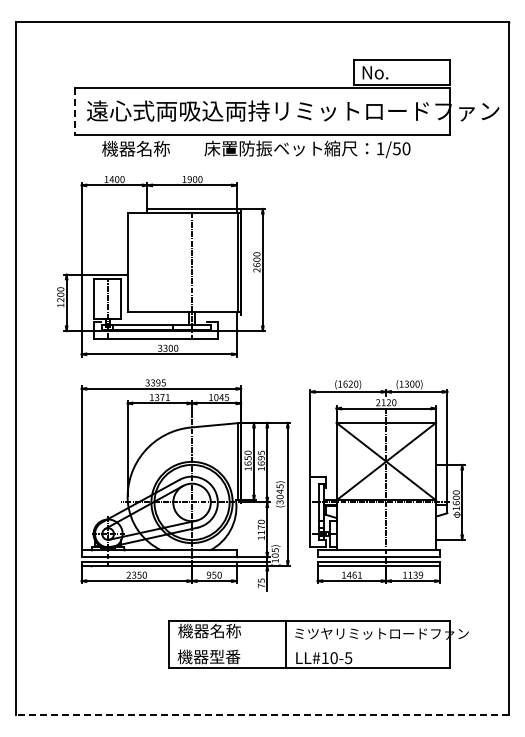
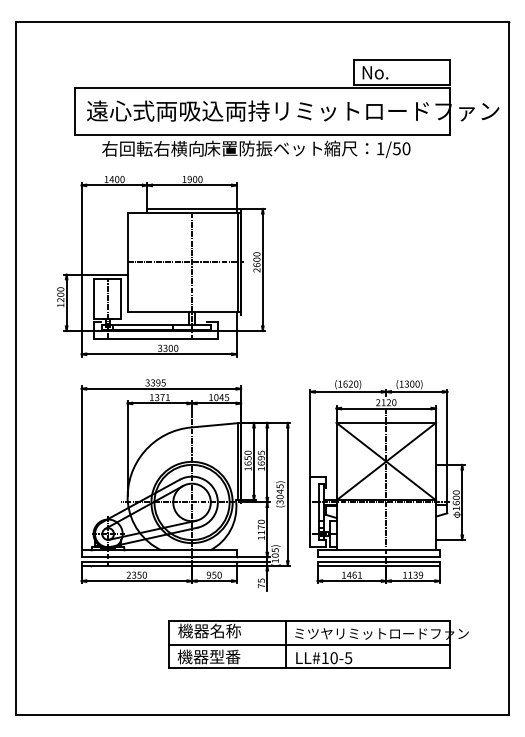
line: dashed -> solid (74, 111)
text: 機器名称 -> 右回転右横向 (152, 148)
line: none -> present (185, 262)
line: none -> present (309, 644)
line: dashed -> solid (262, 714)
